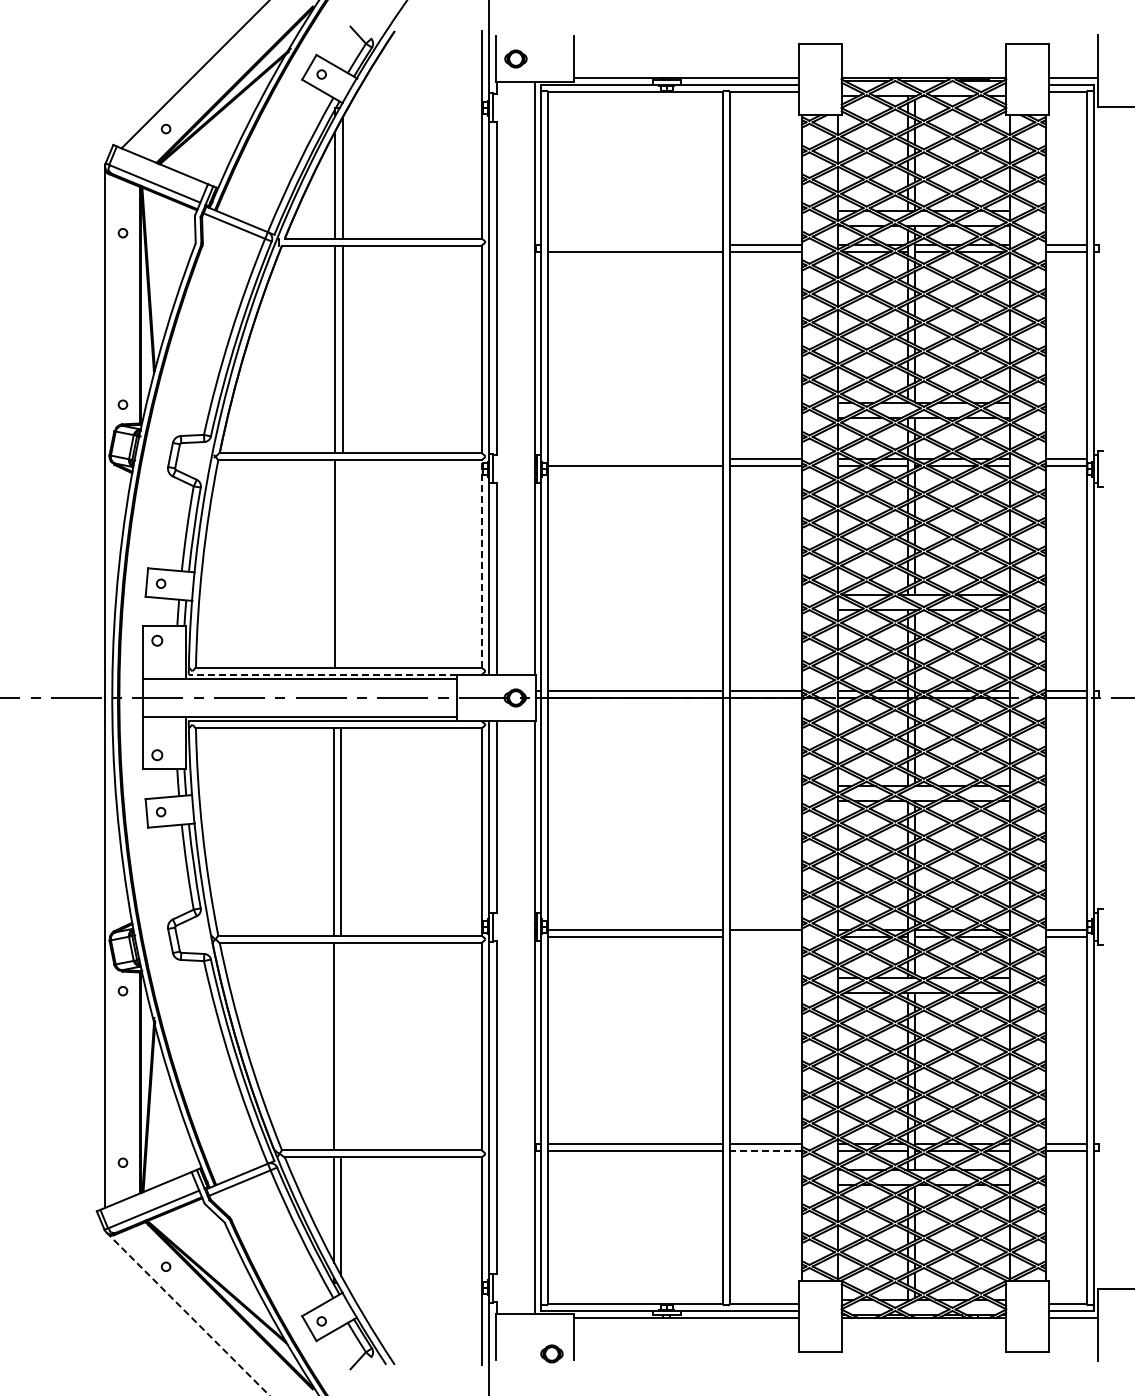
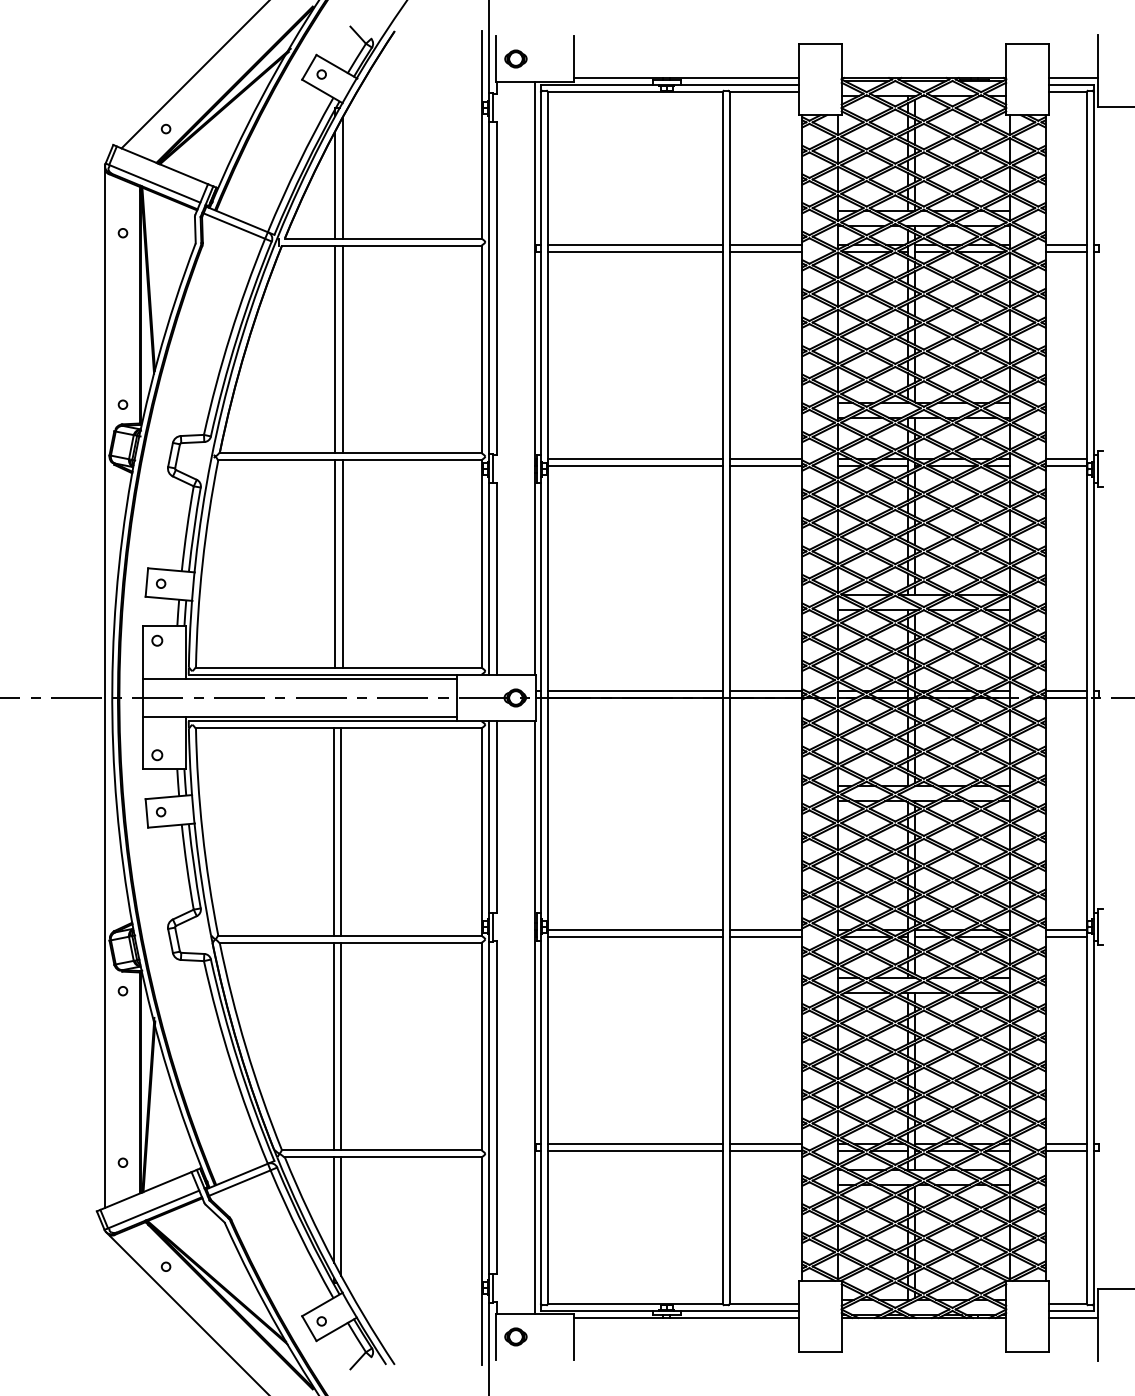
line: none -> present (635, 244)
line: none -> present (635, 459)
line: none -> present (342, 563)
line: dashed -> solid (482, 563)
line: dashed -> solid (322, 674)
line: none -> present (765, 936)
line: none -> present (341, 1046)
line: dashed -> solid (765, 1151)
line: dashed -> solid (188, 1314)
part position: (551, 1353) -> (515, 1336) (515, 1336)
